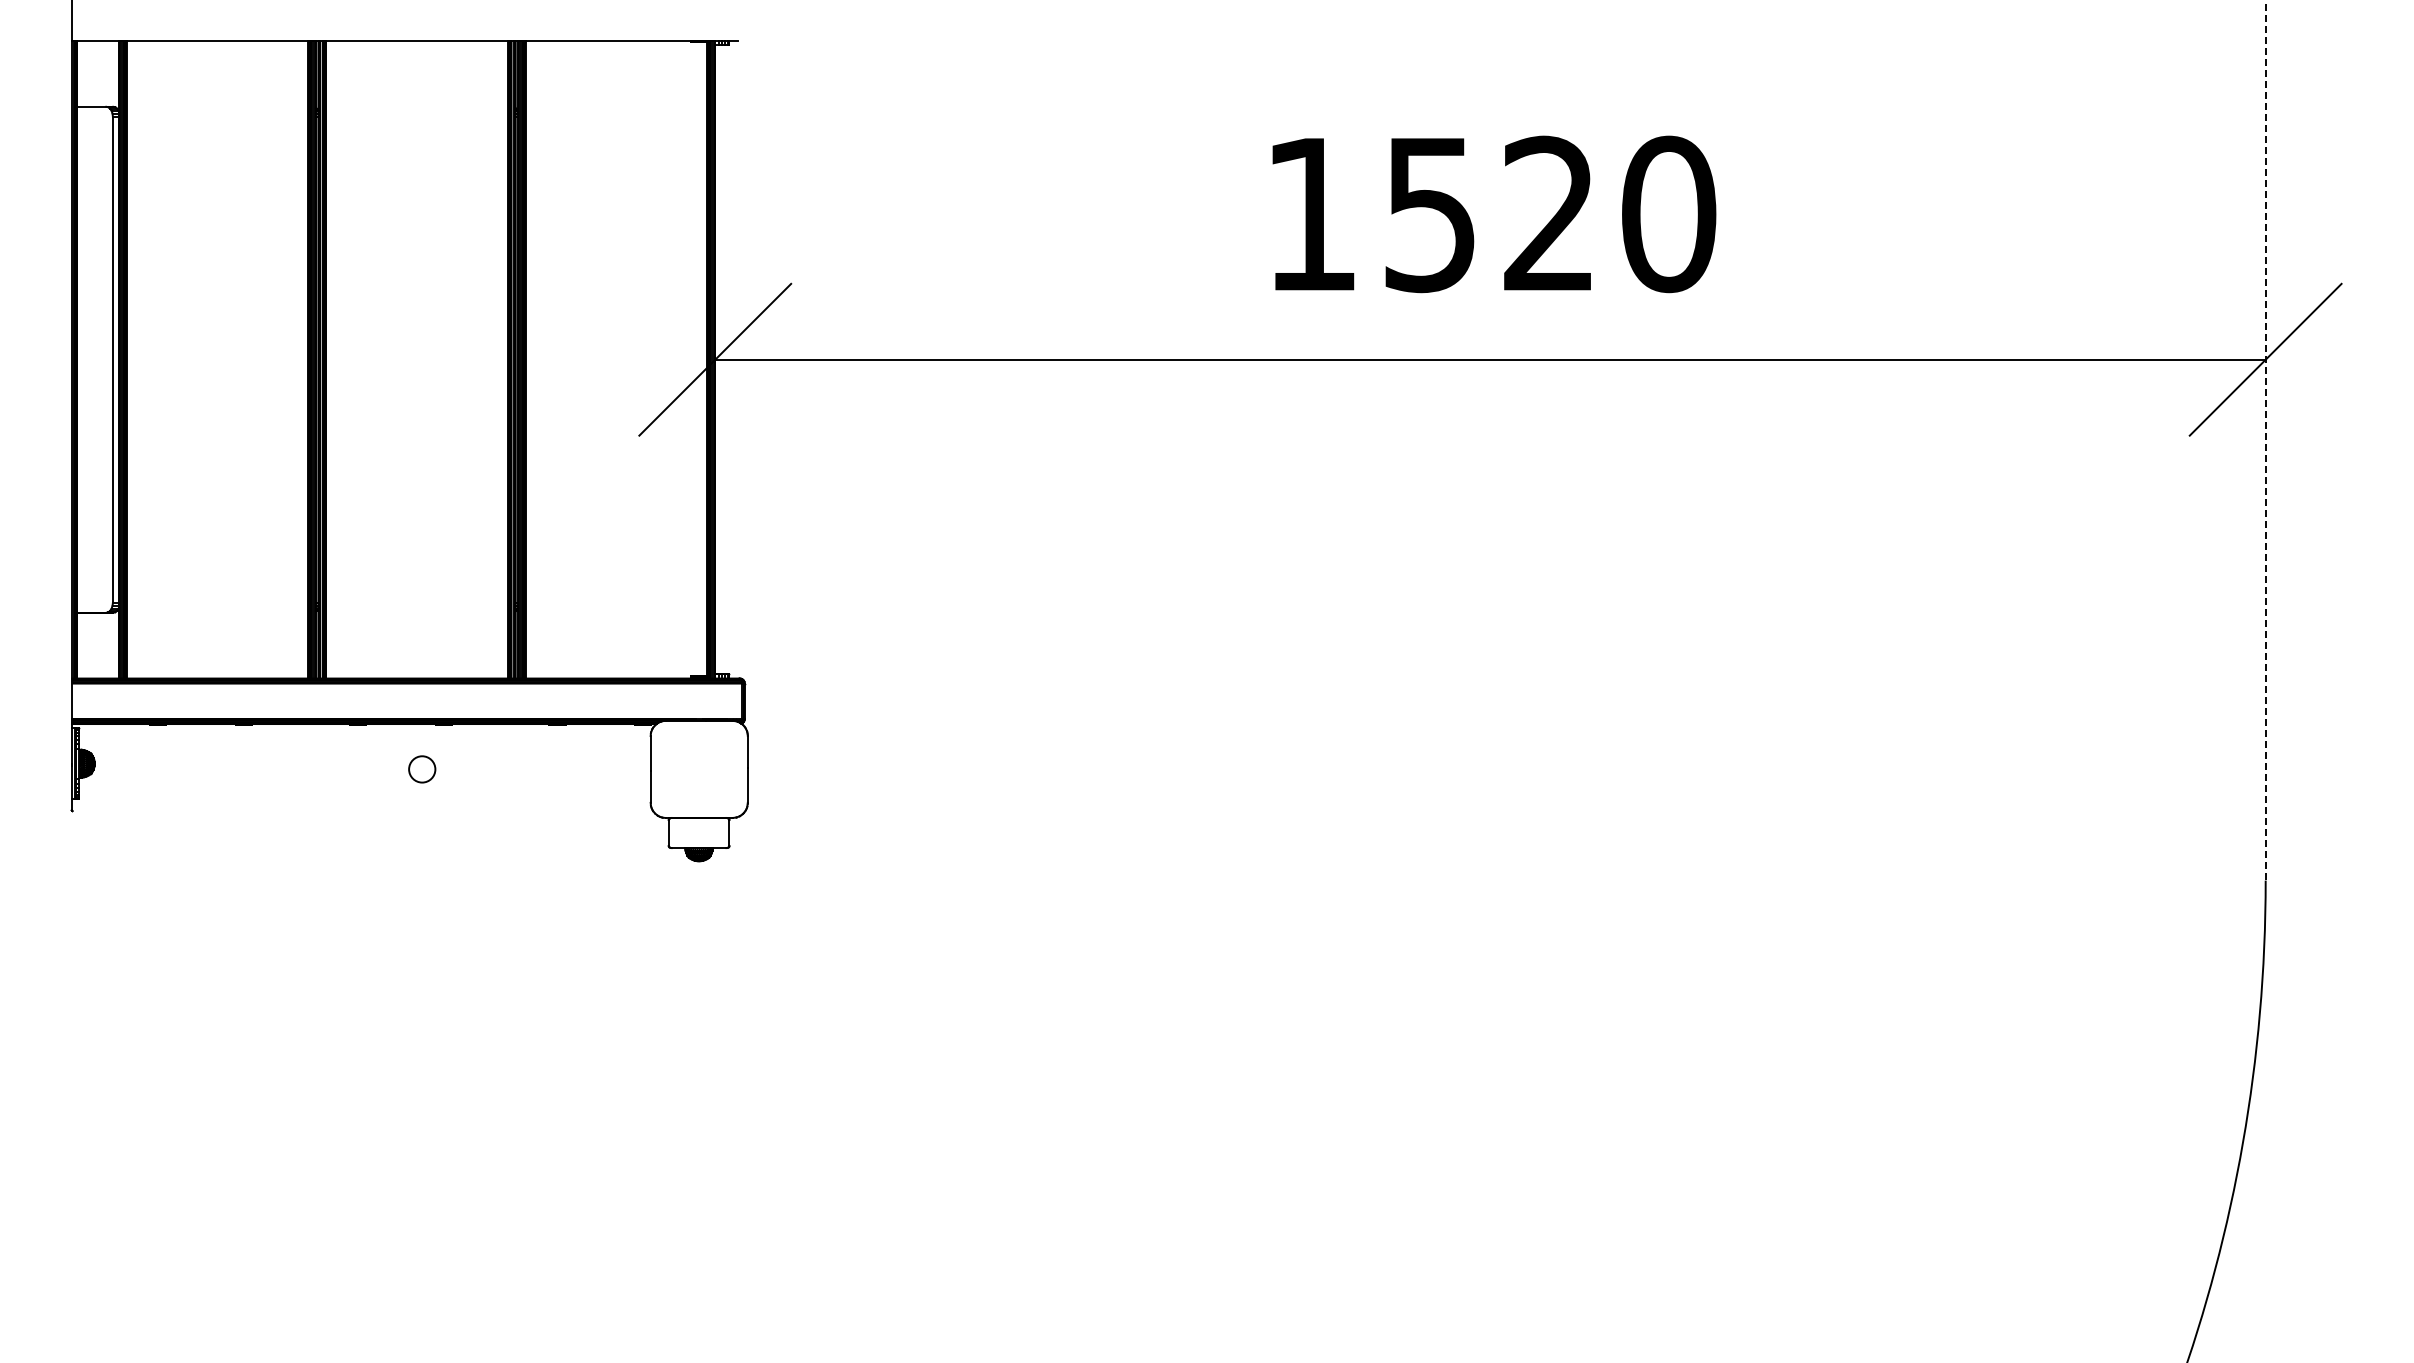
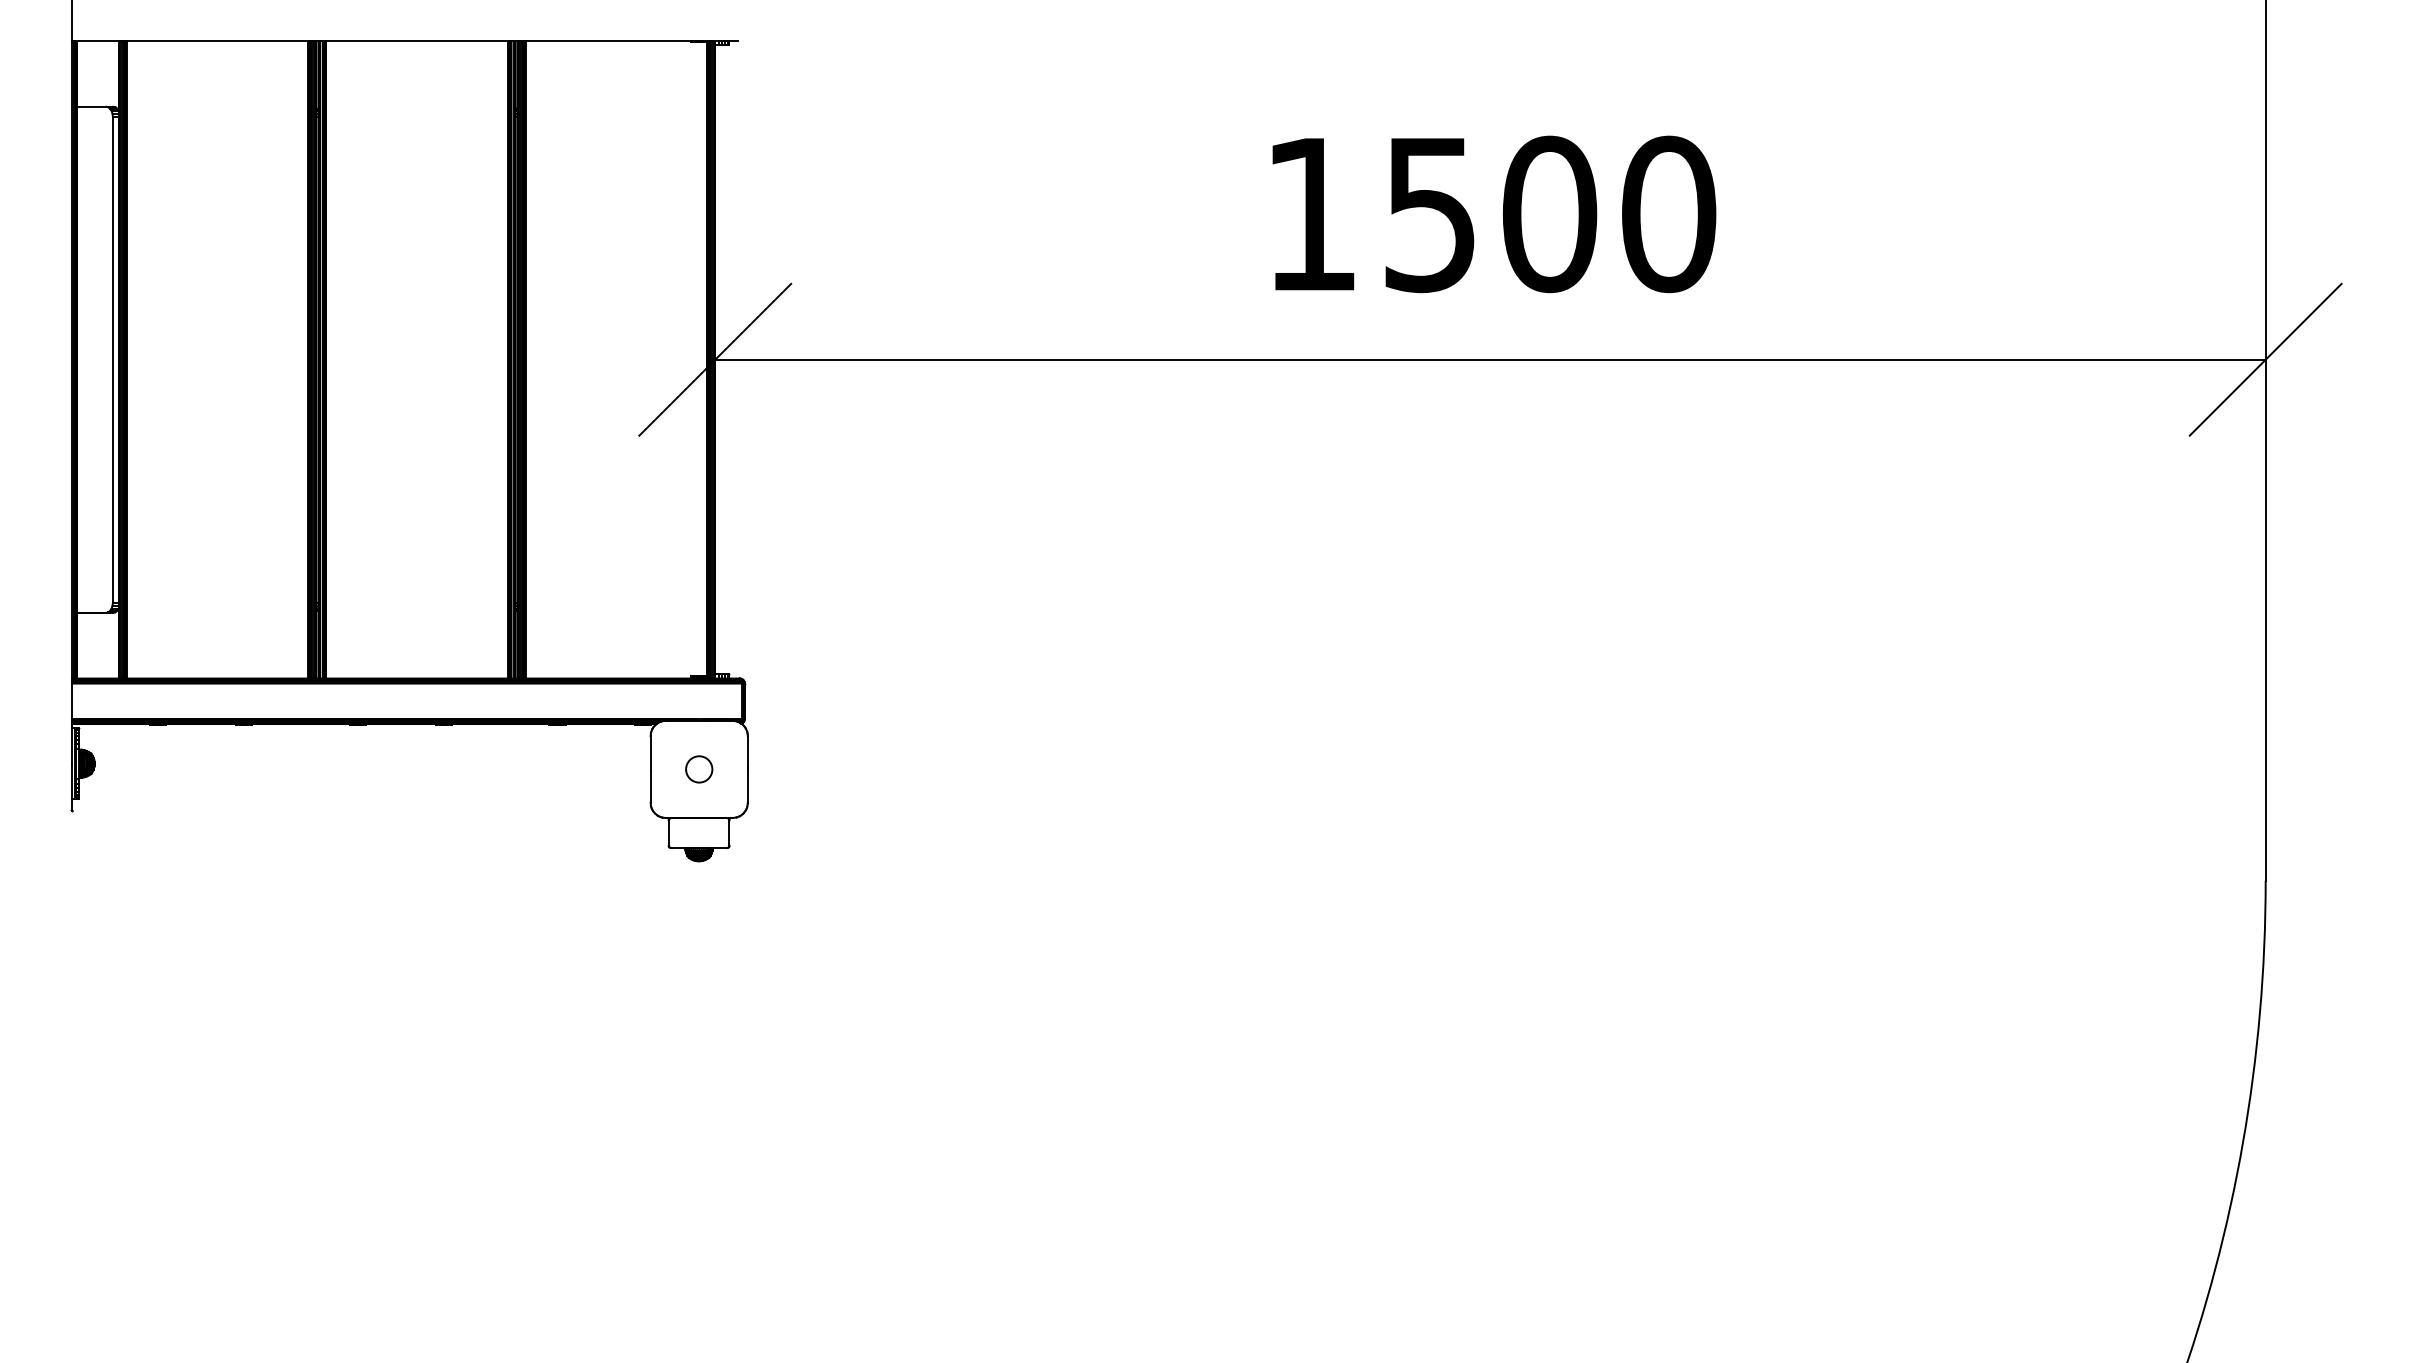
text: 1520 -> 1500 (1549, 214)
line: dashed -> solid (2265, 441)
circle position: (422, 769) -> (699, 769) (699, 769)
